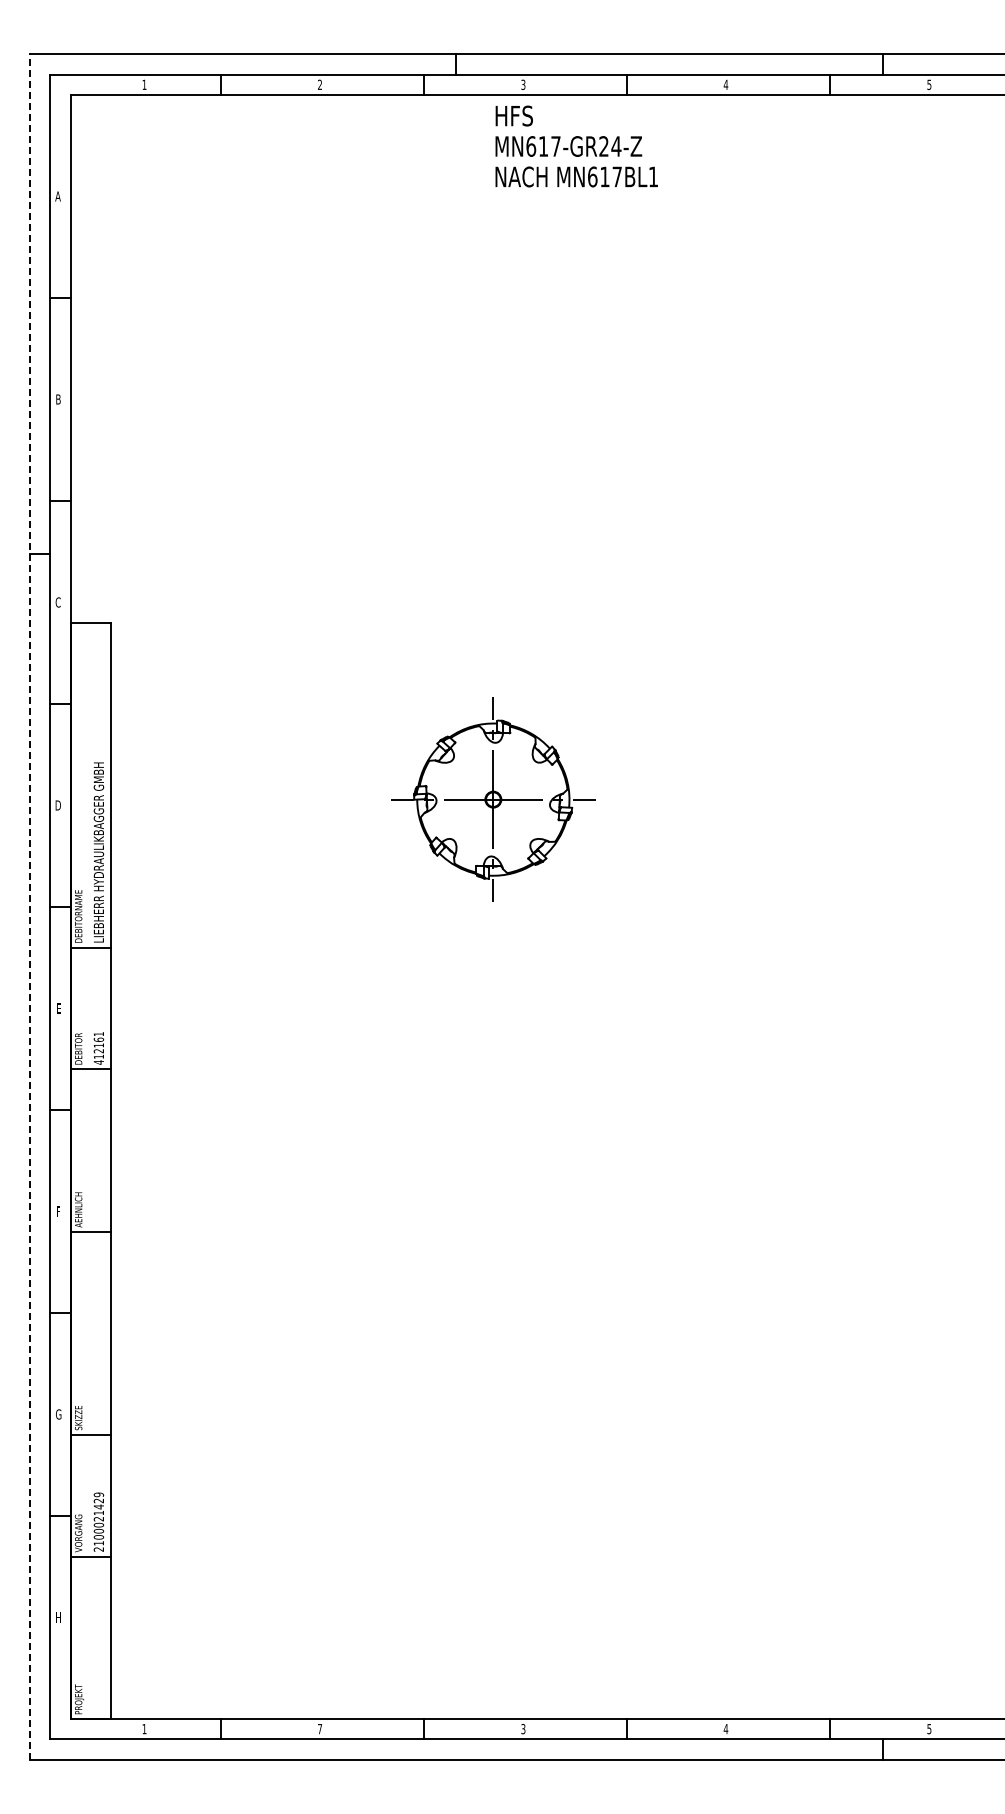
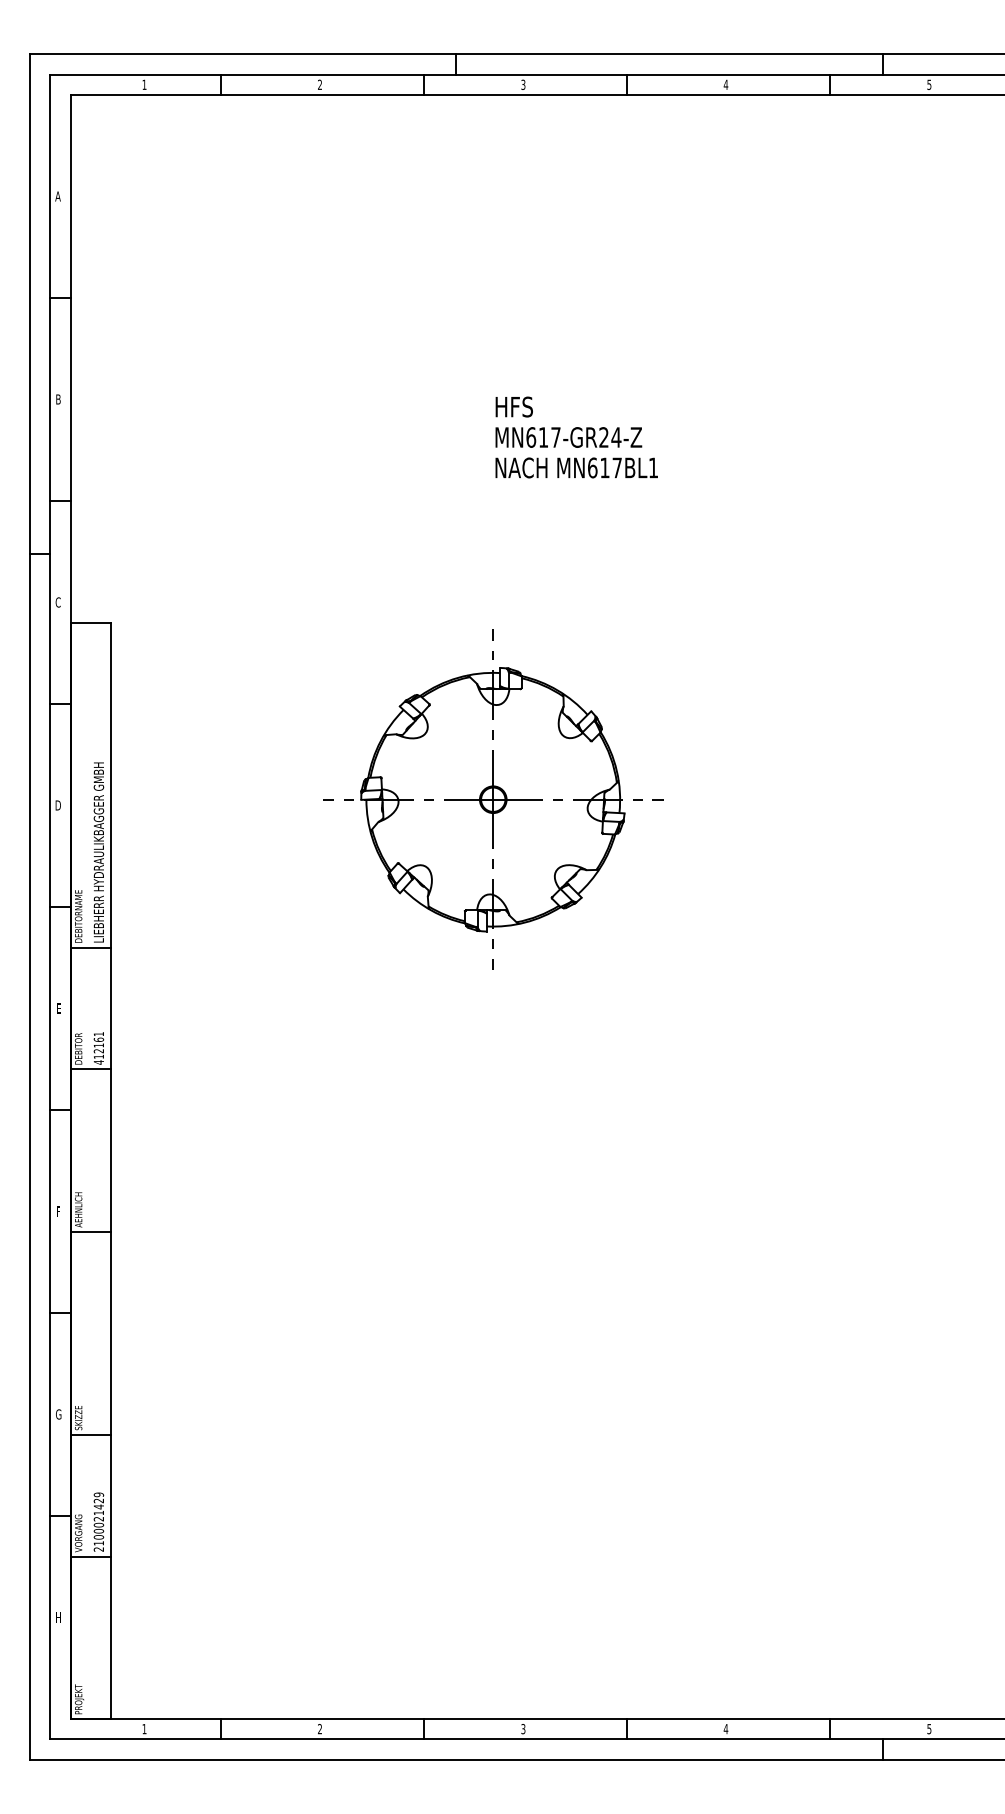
text position: (576, 146) -> (576, 437) (576, 437)
part size: 205x205 px -> 341x341 px (493, 799)
line: dashed -> solid (29, 907)
text: 7 -> 2 (319, 1729)
